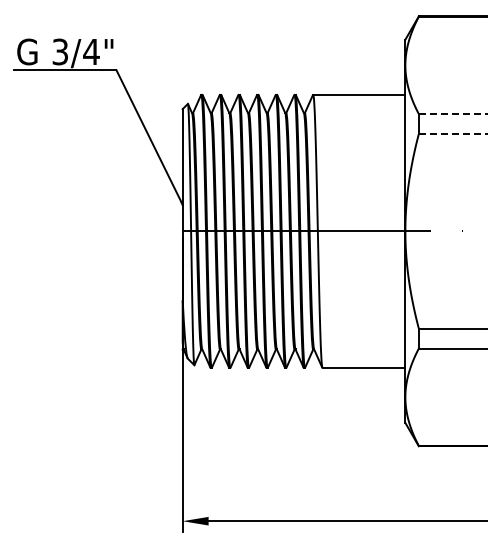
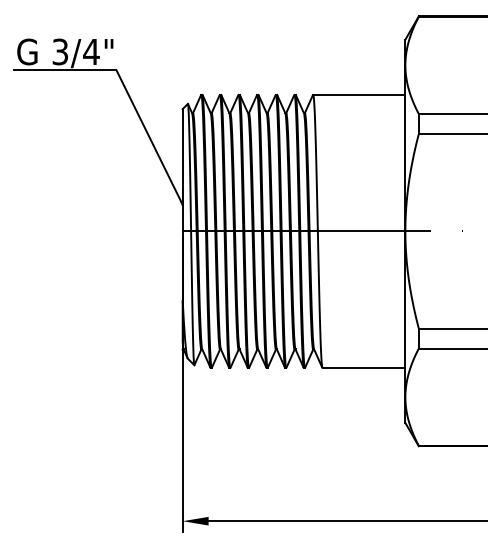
line: dashed -> solid (452, 114)
line: dashed -> solid (453, 134)
